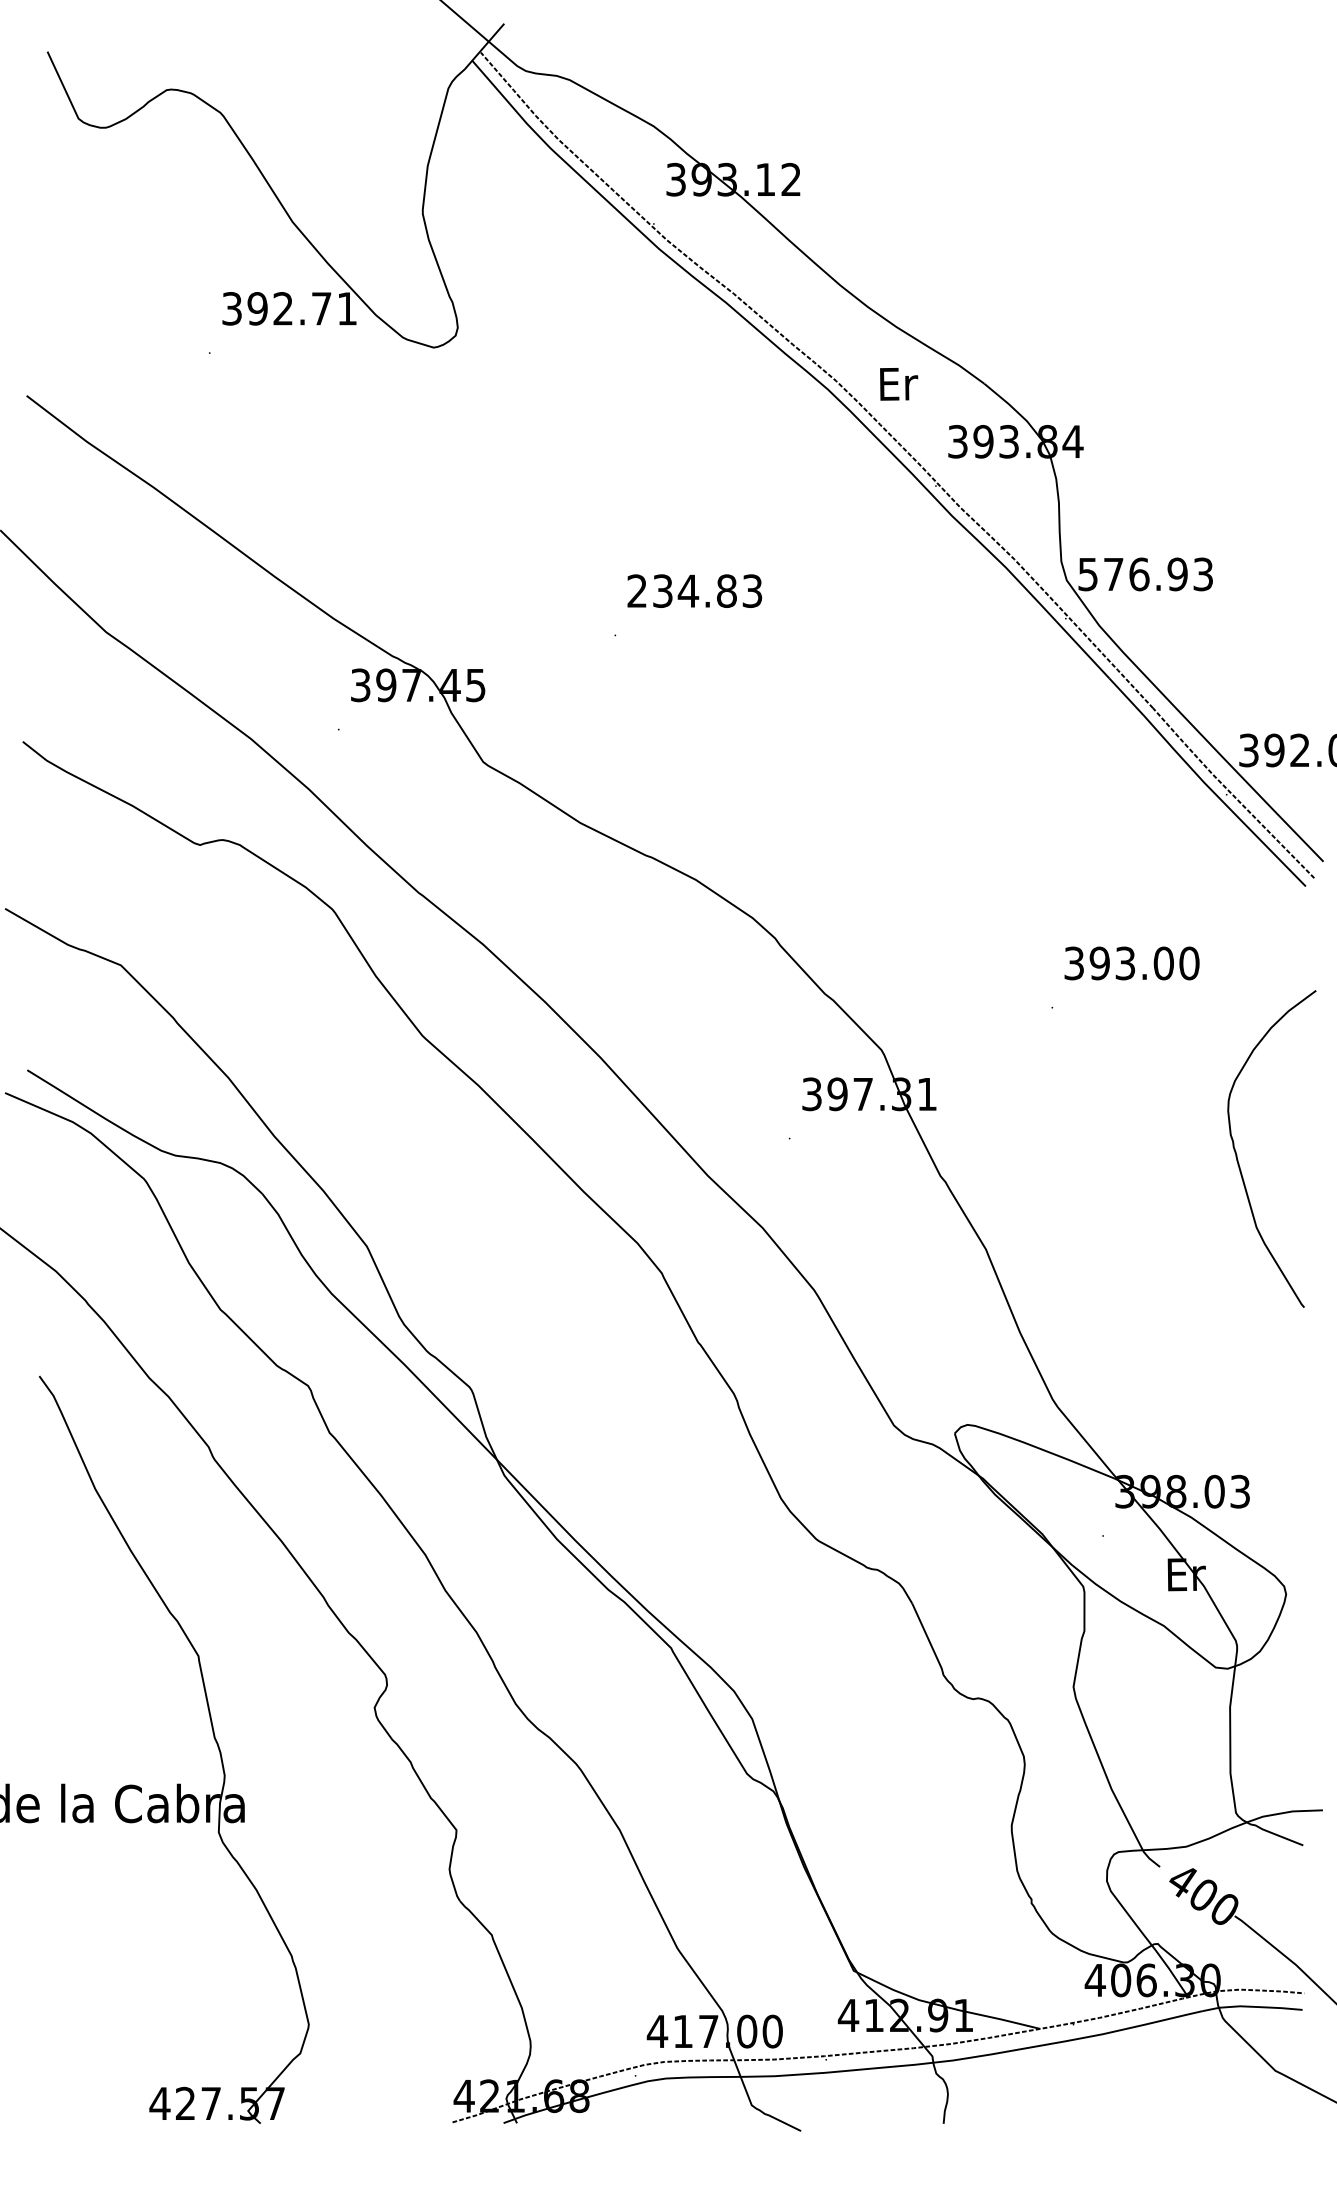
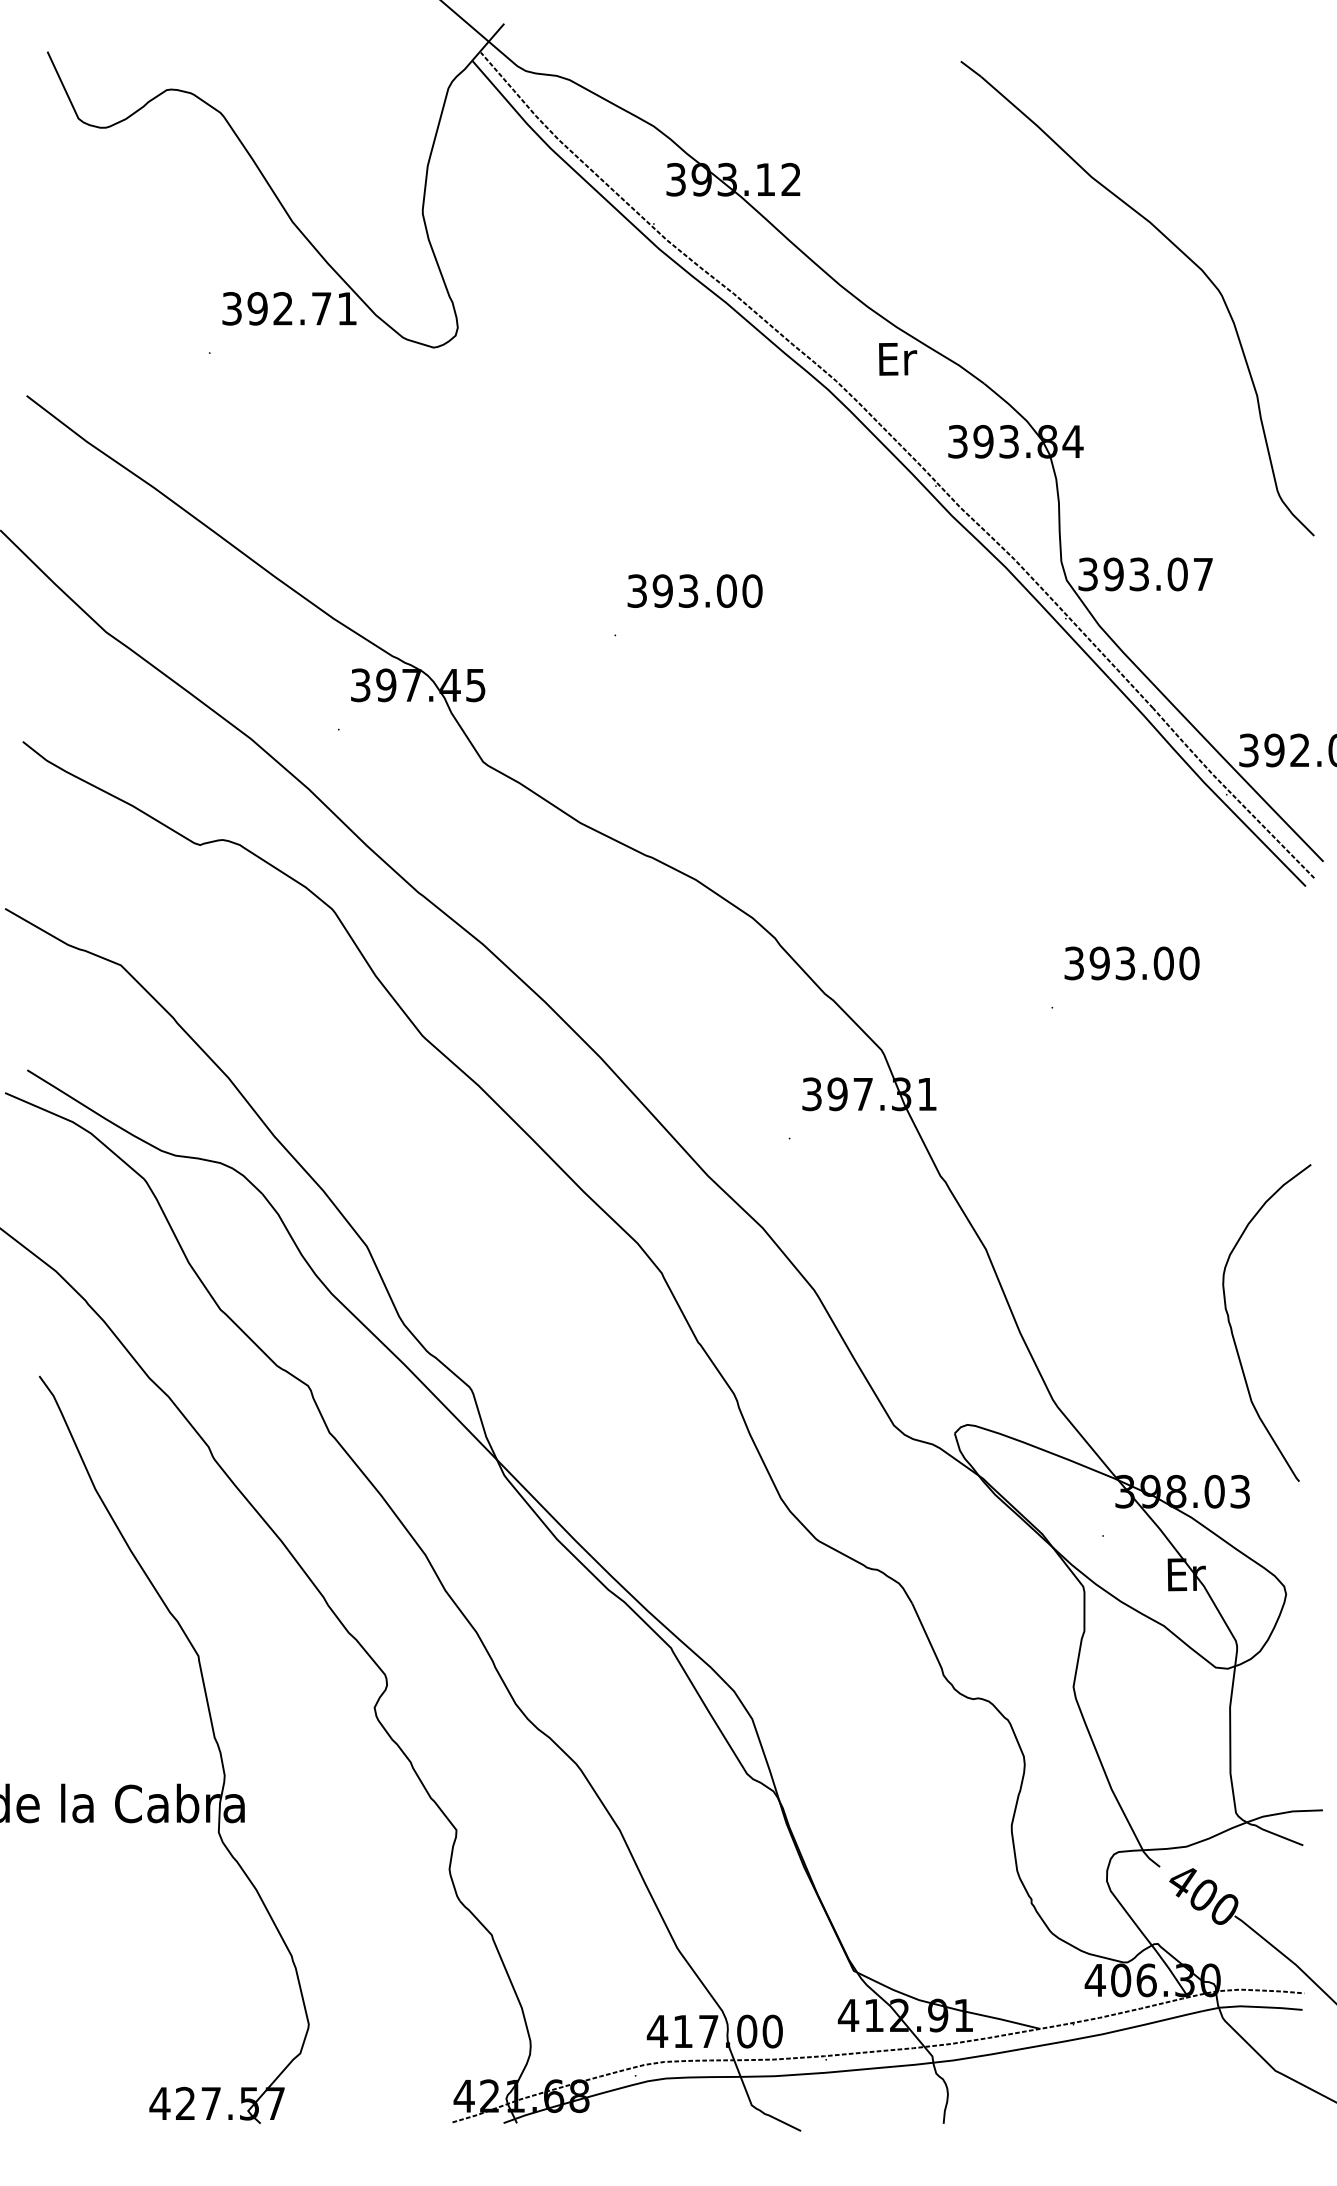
part: none -> present (1176, 248)
text position: (899, 384) -> (898, 359) (898, 359)
text: 576.93 -> 393.07 (1145, 574)
text: 234.83 -> 393.00 (694, 591)
curve position: (1237, 1154) -> (1232, 1328) (1232, 1328)
